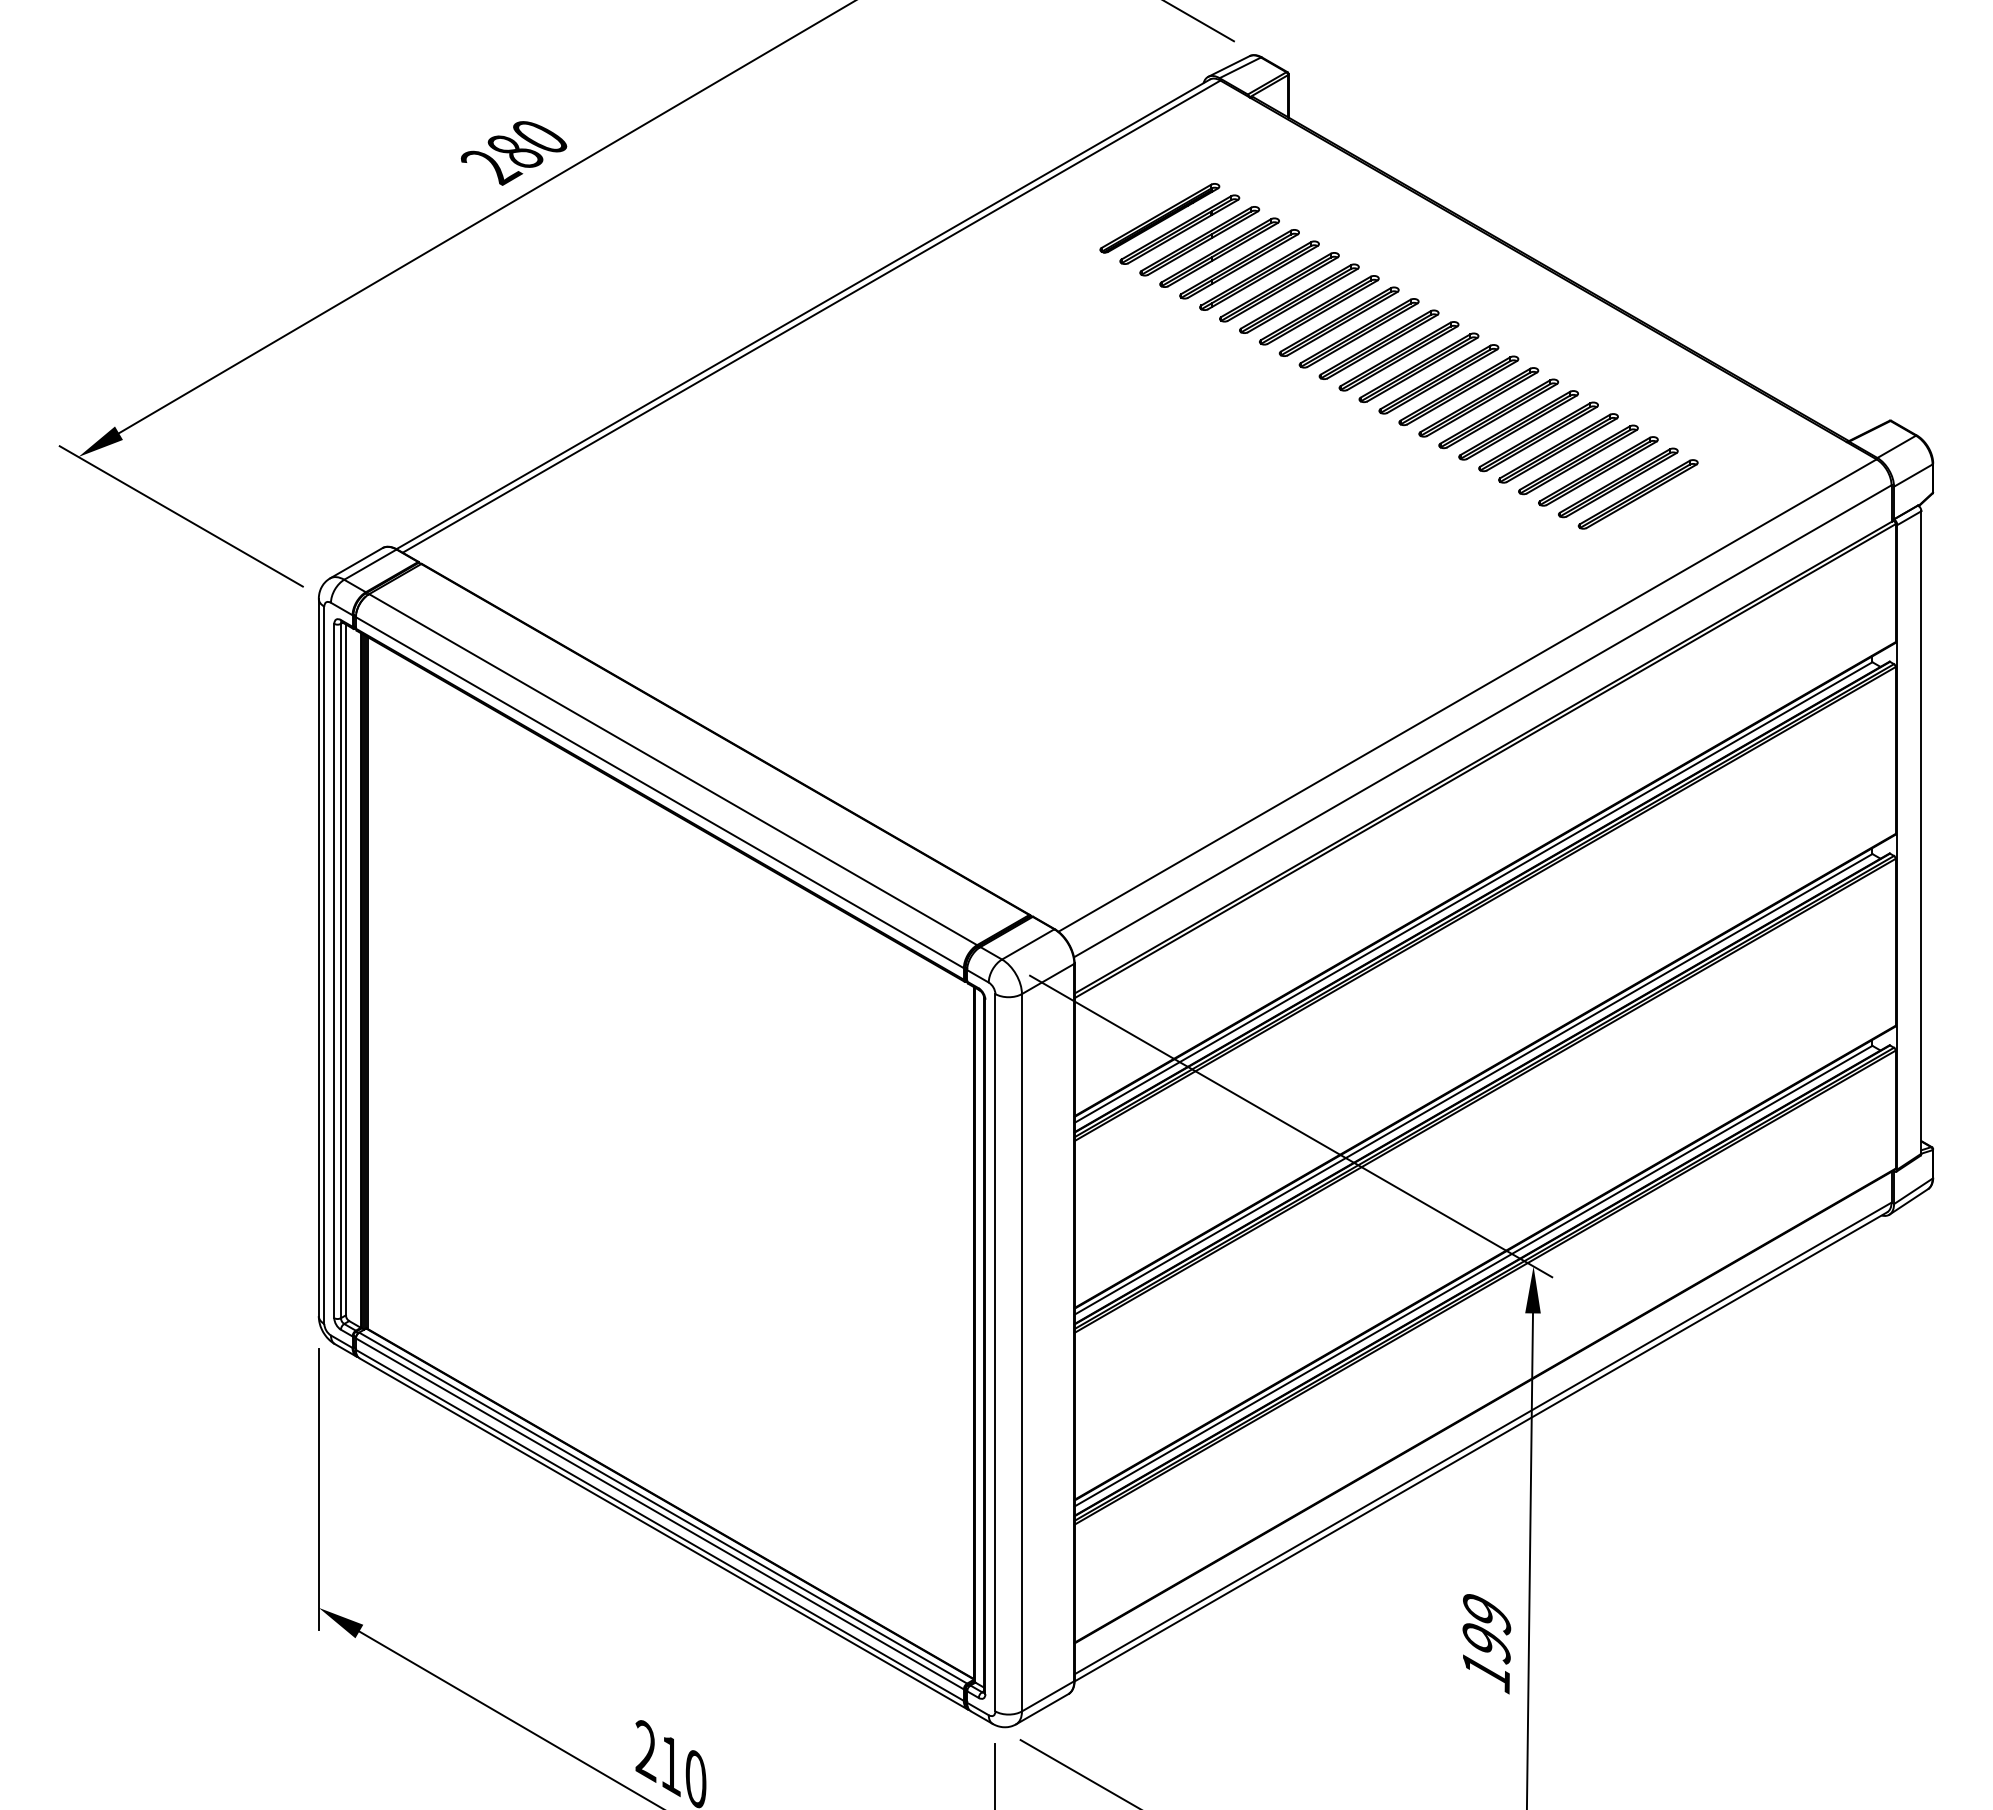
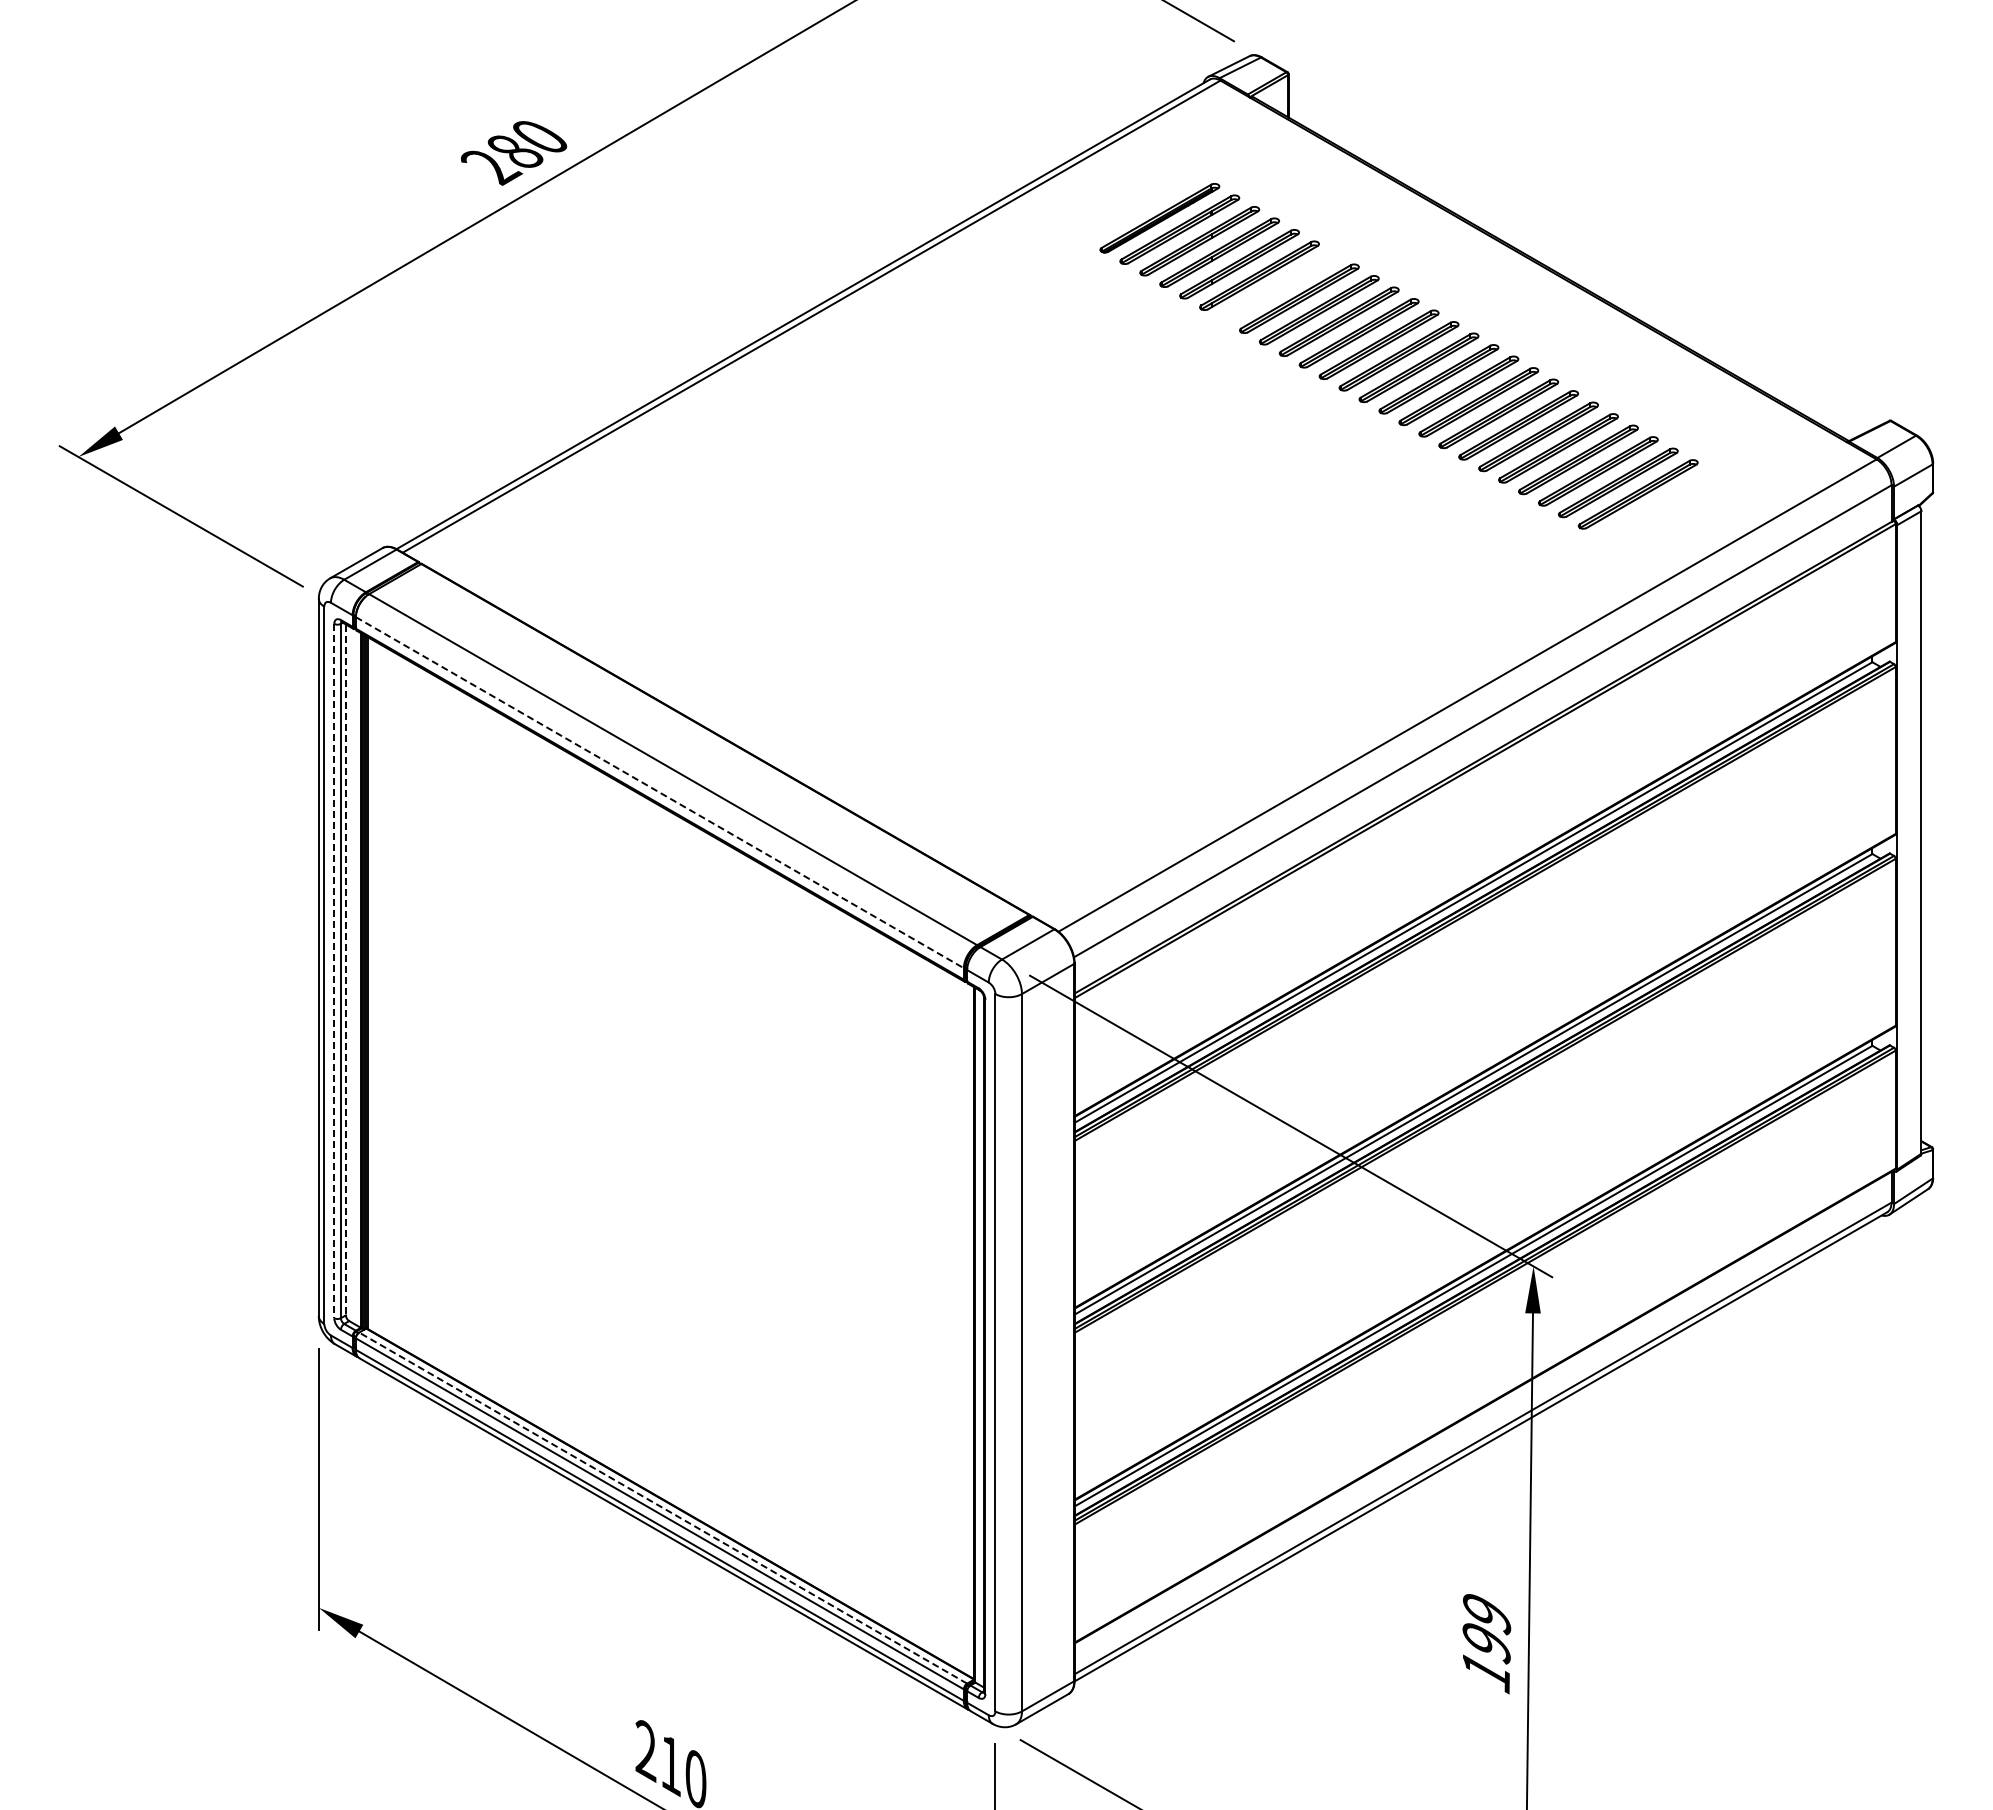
part: present -> none (1279, 287)
line: solid -> dashed (660, 792)
line: solid -> dashed (345, 970)
line: solid -> dashed (334, 971)
line: solid -> dashed (662, 1507)
